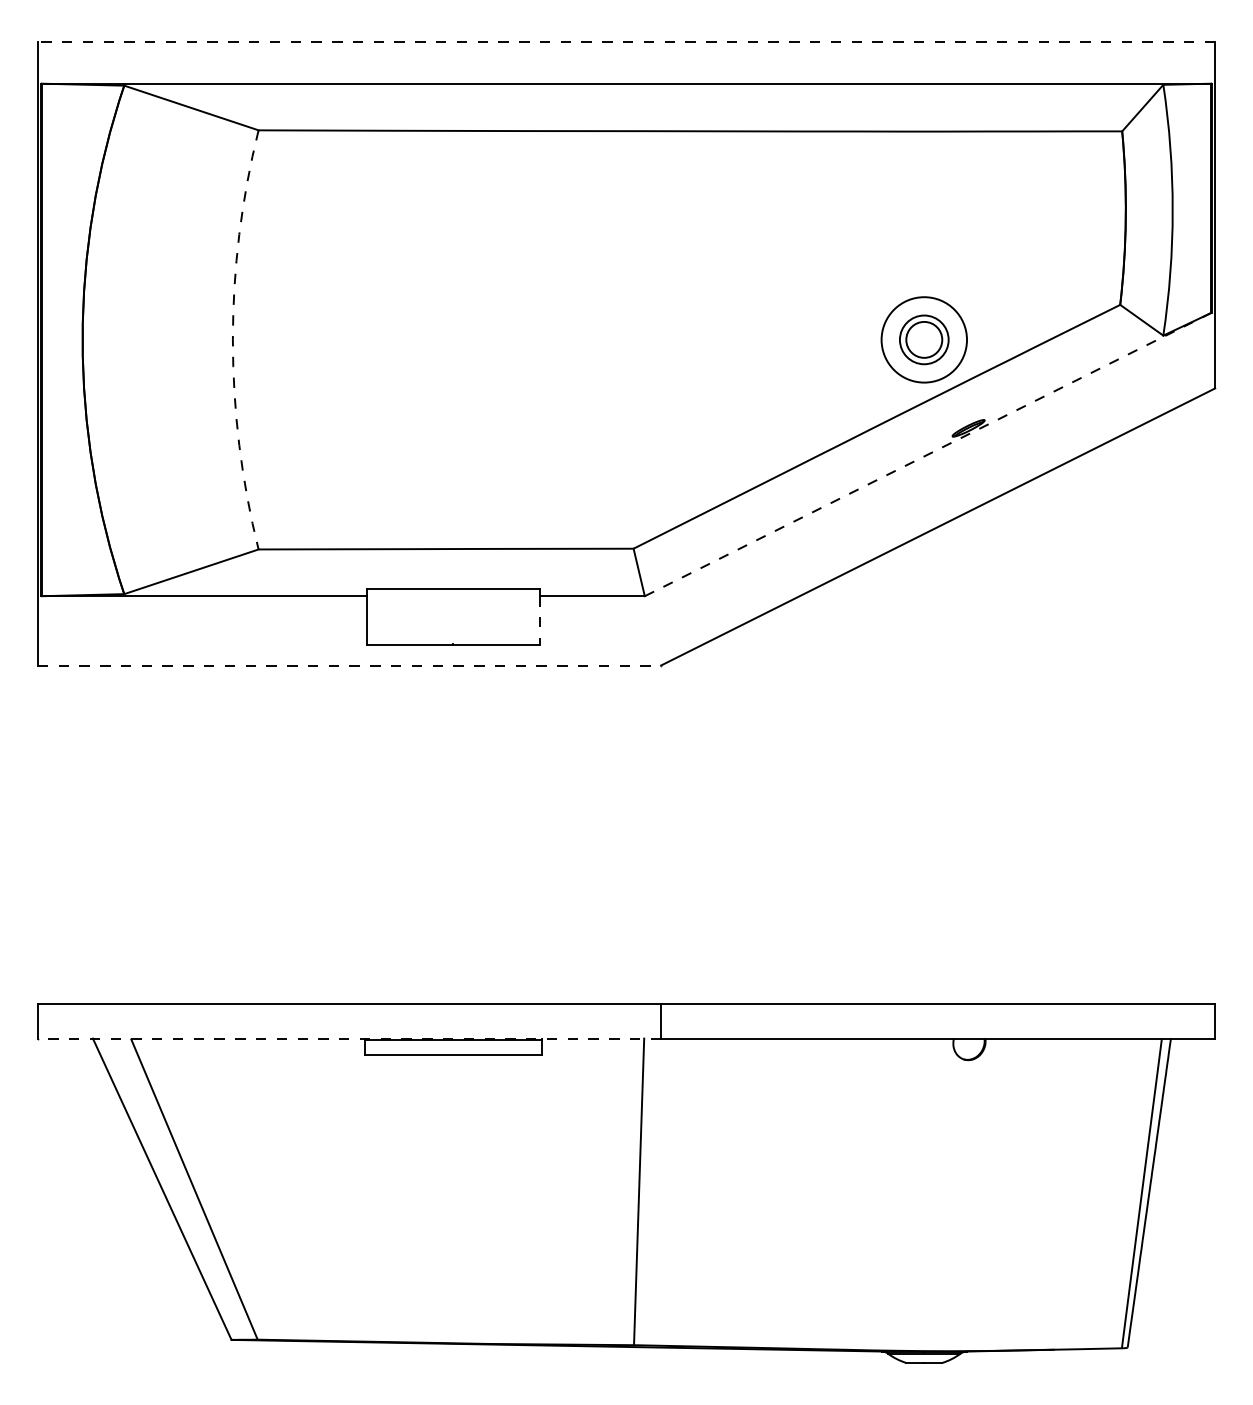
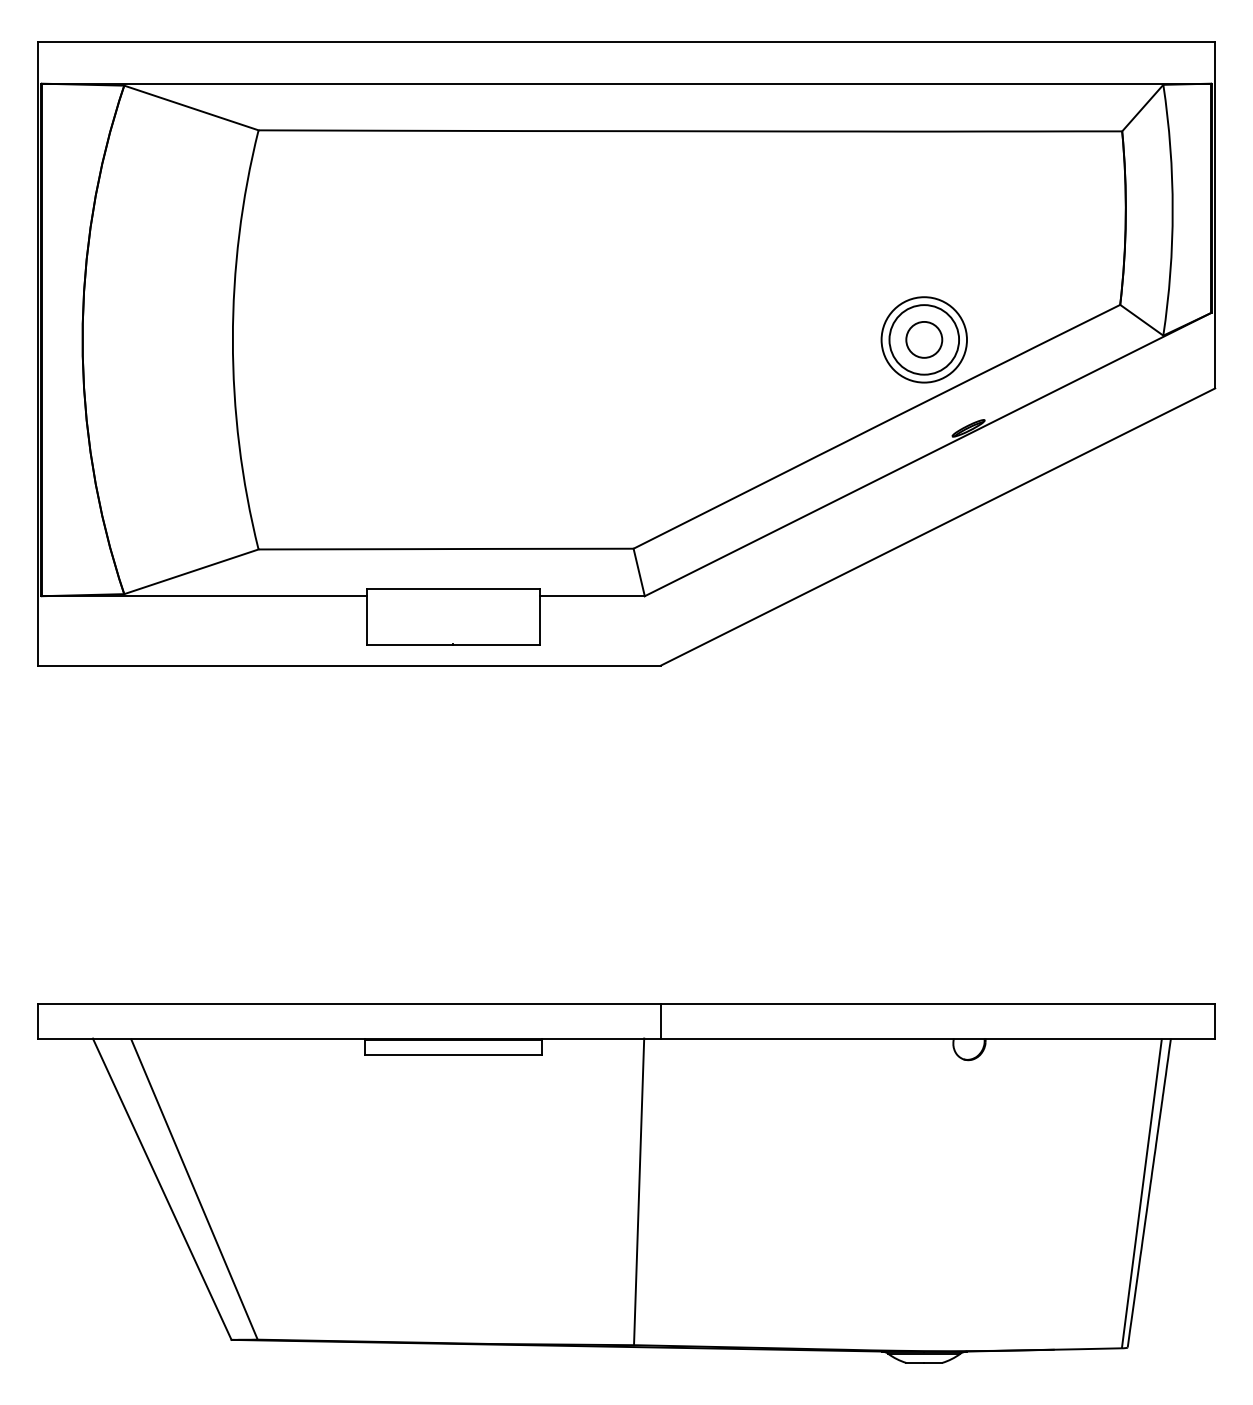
line: dashed -> solid (626, 42)
arc: dashed -> solid (232, 339)
circle diameter: 49 px -> 70 px (924, 339)
line: dashed -> solid (928, 454)
line: dashed -> solid (539, 620)
line: dashed -> solid (349, 665)
line: dashed -> solid (349, 1038)
